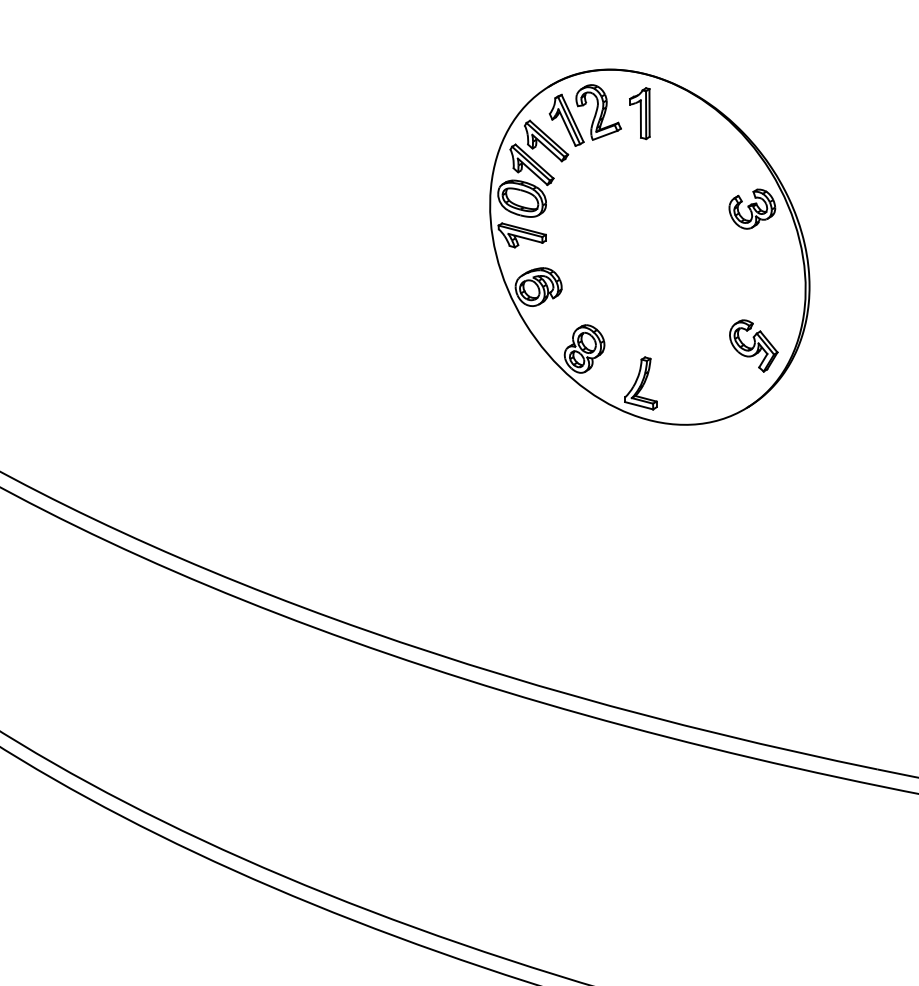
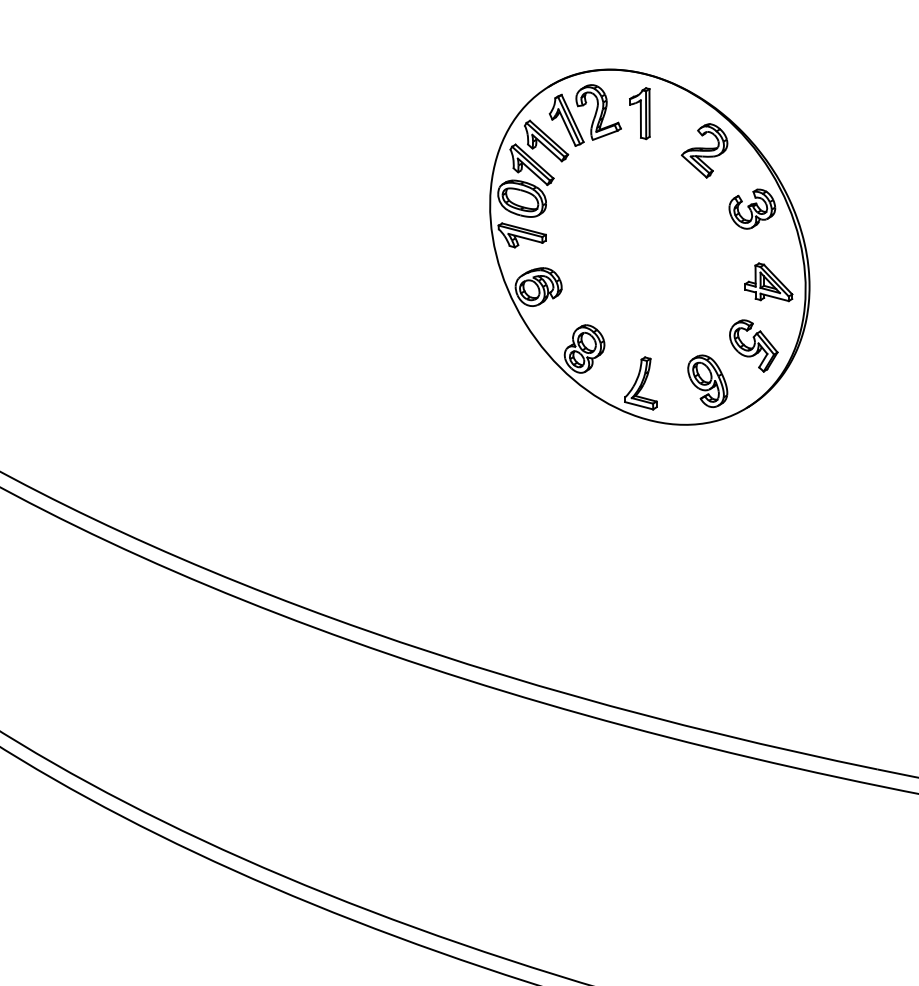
part: none -> present (704, 150)
part: none -> present (768, 282)
part: none -> present (707, 381)
